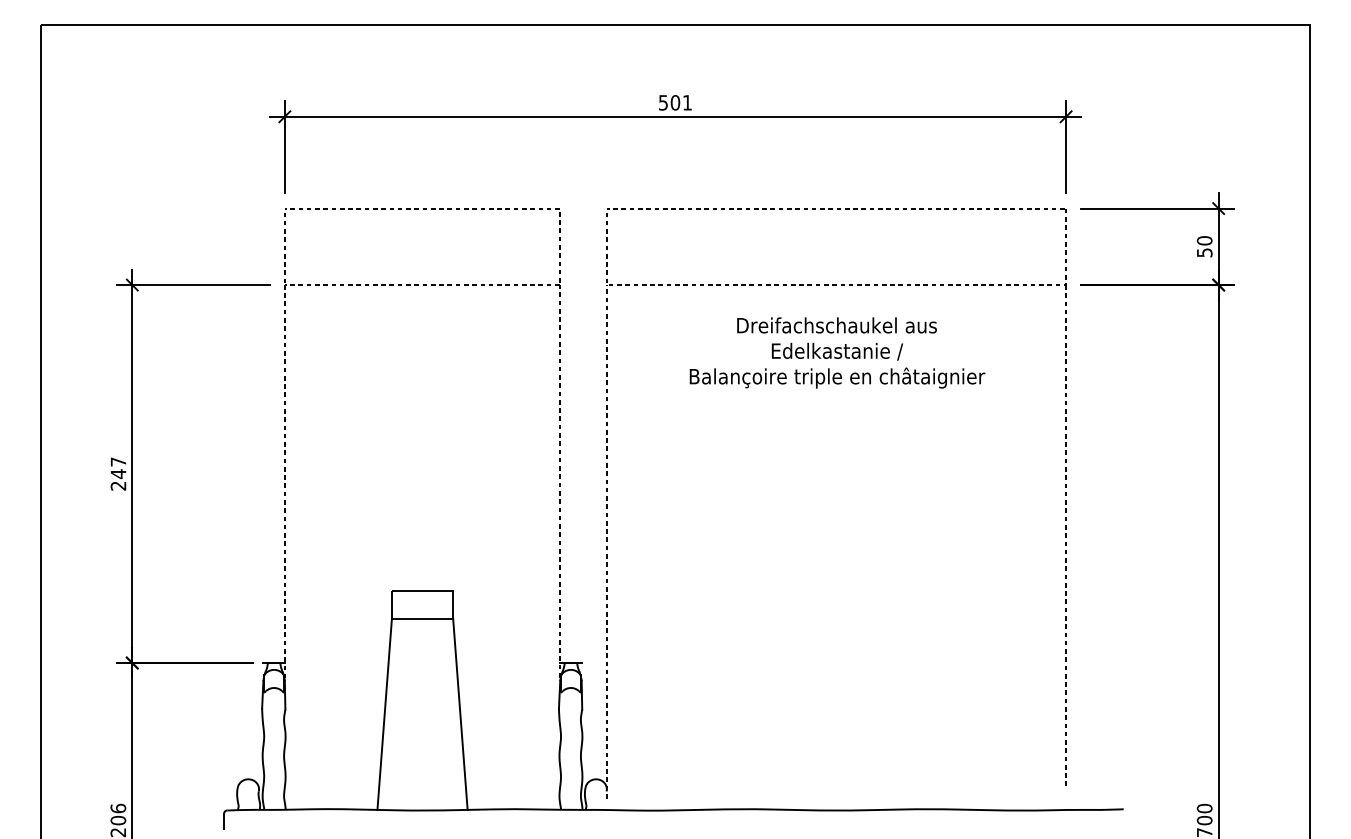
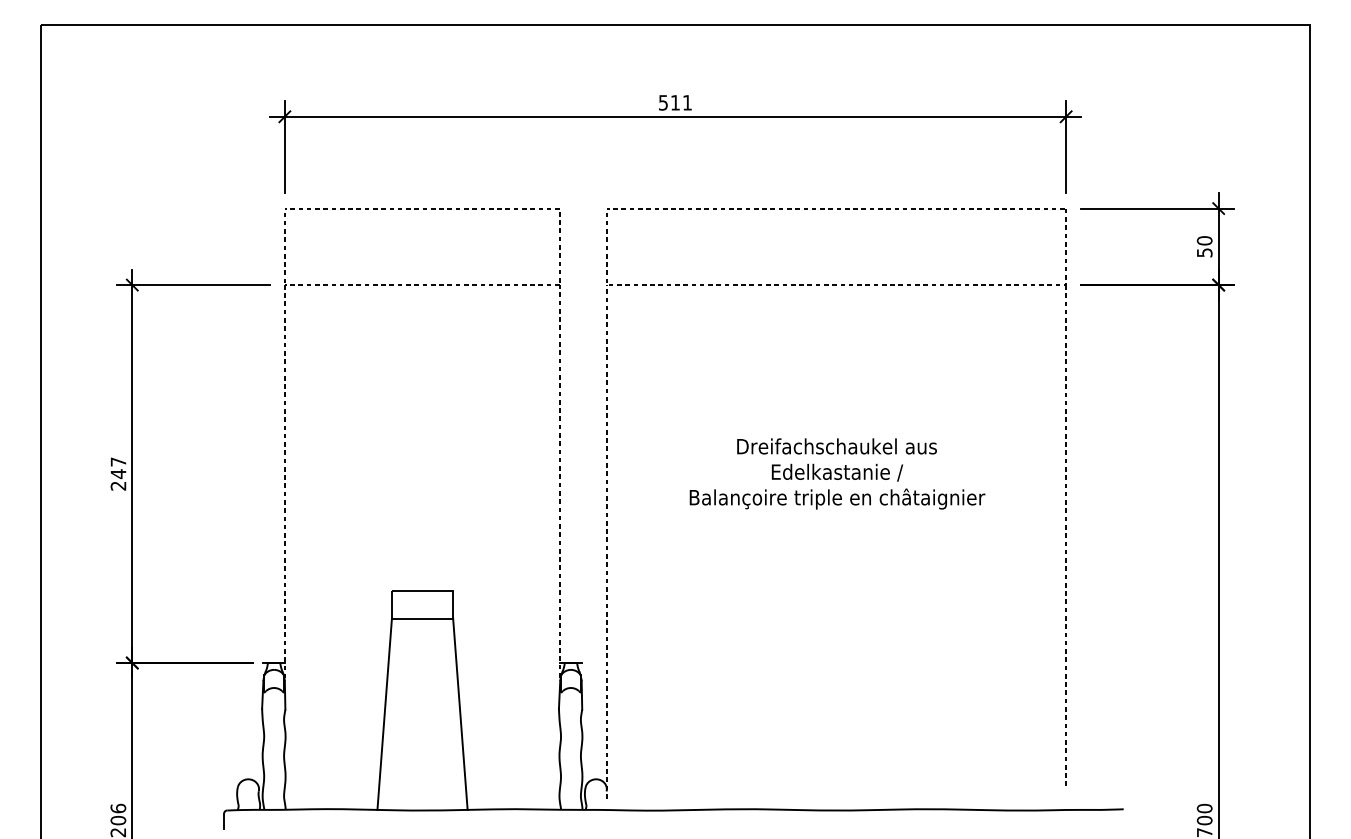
text: 501 -> 511 (675, 102)
text position: (837, 352) -> (837, 473) (837, 473)
